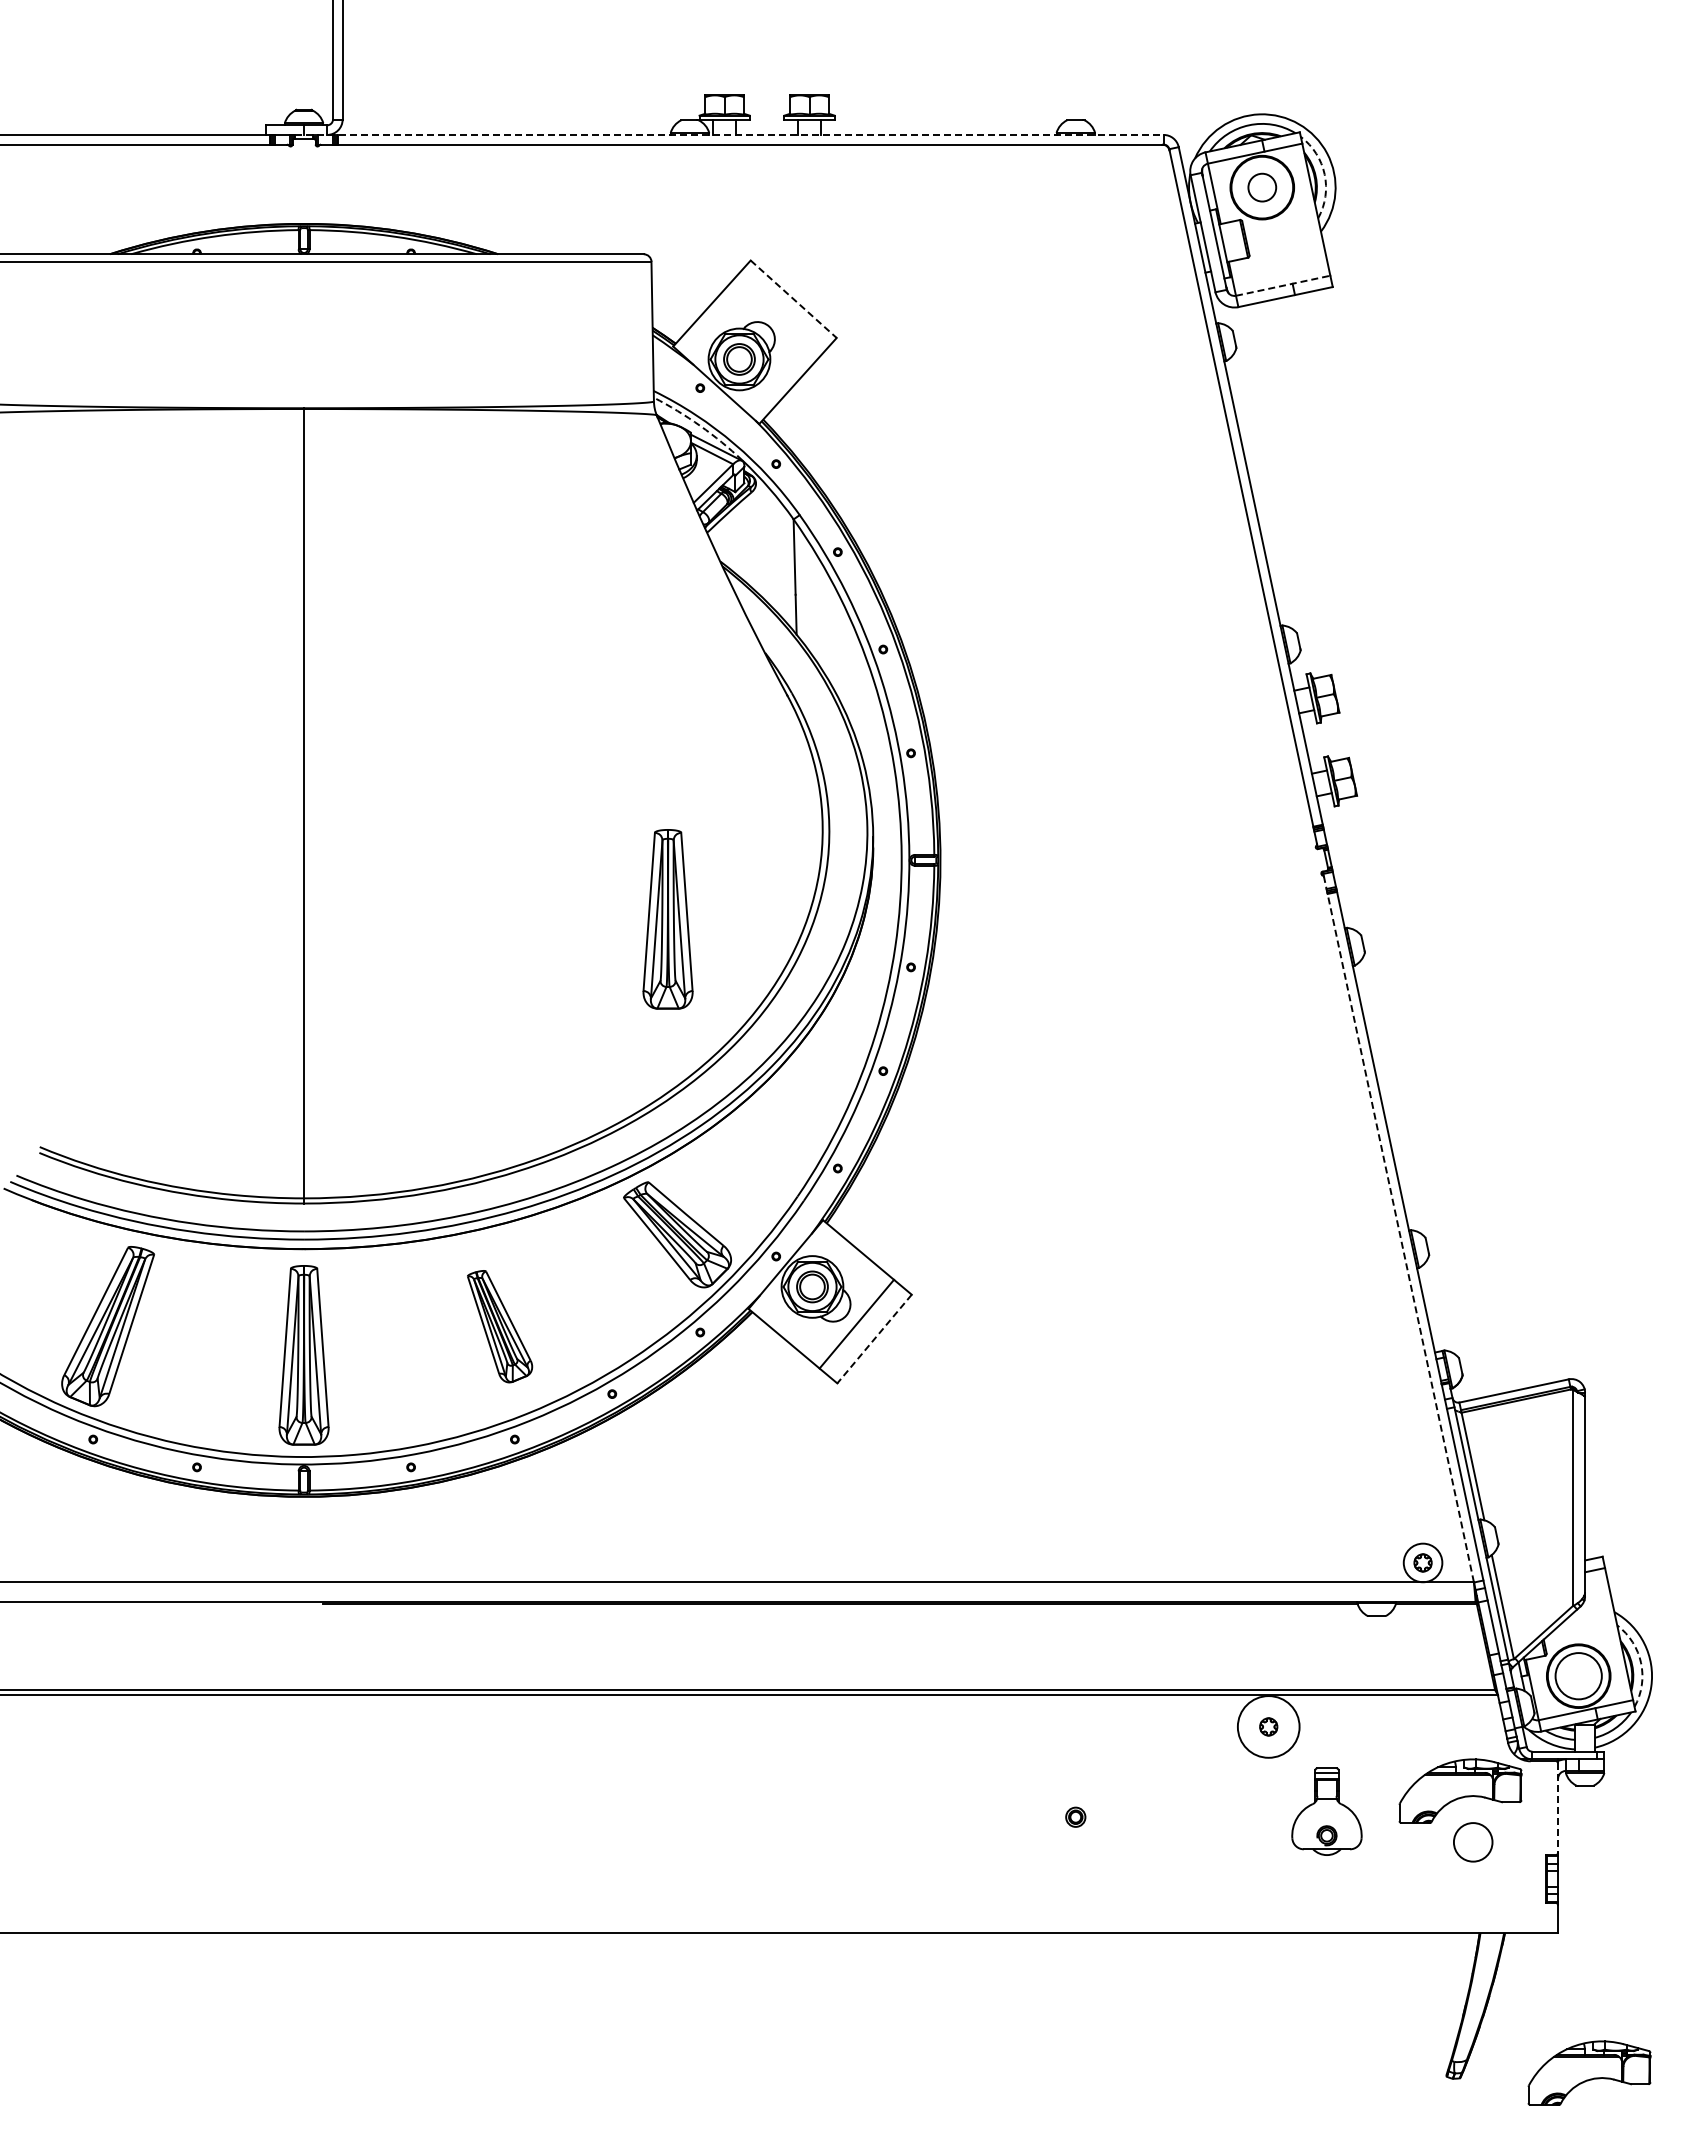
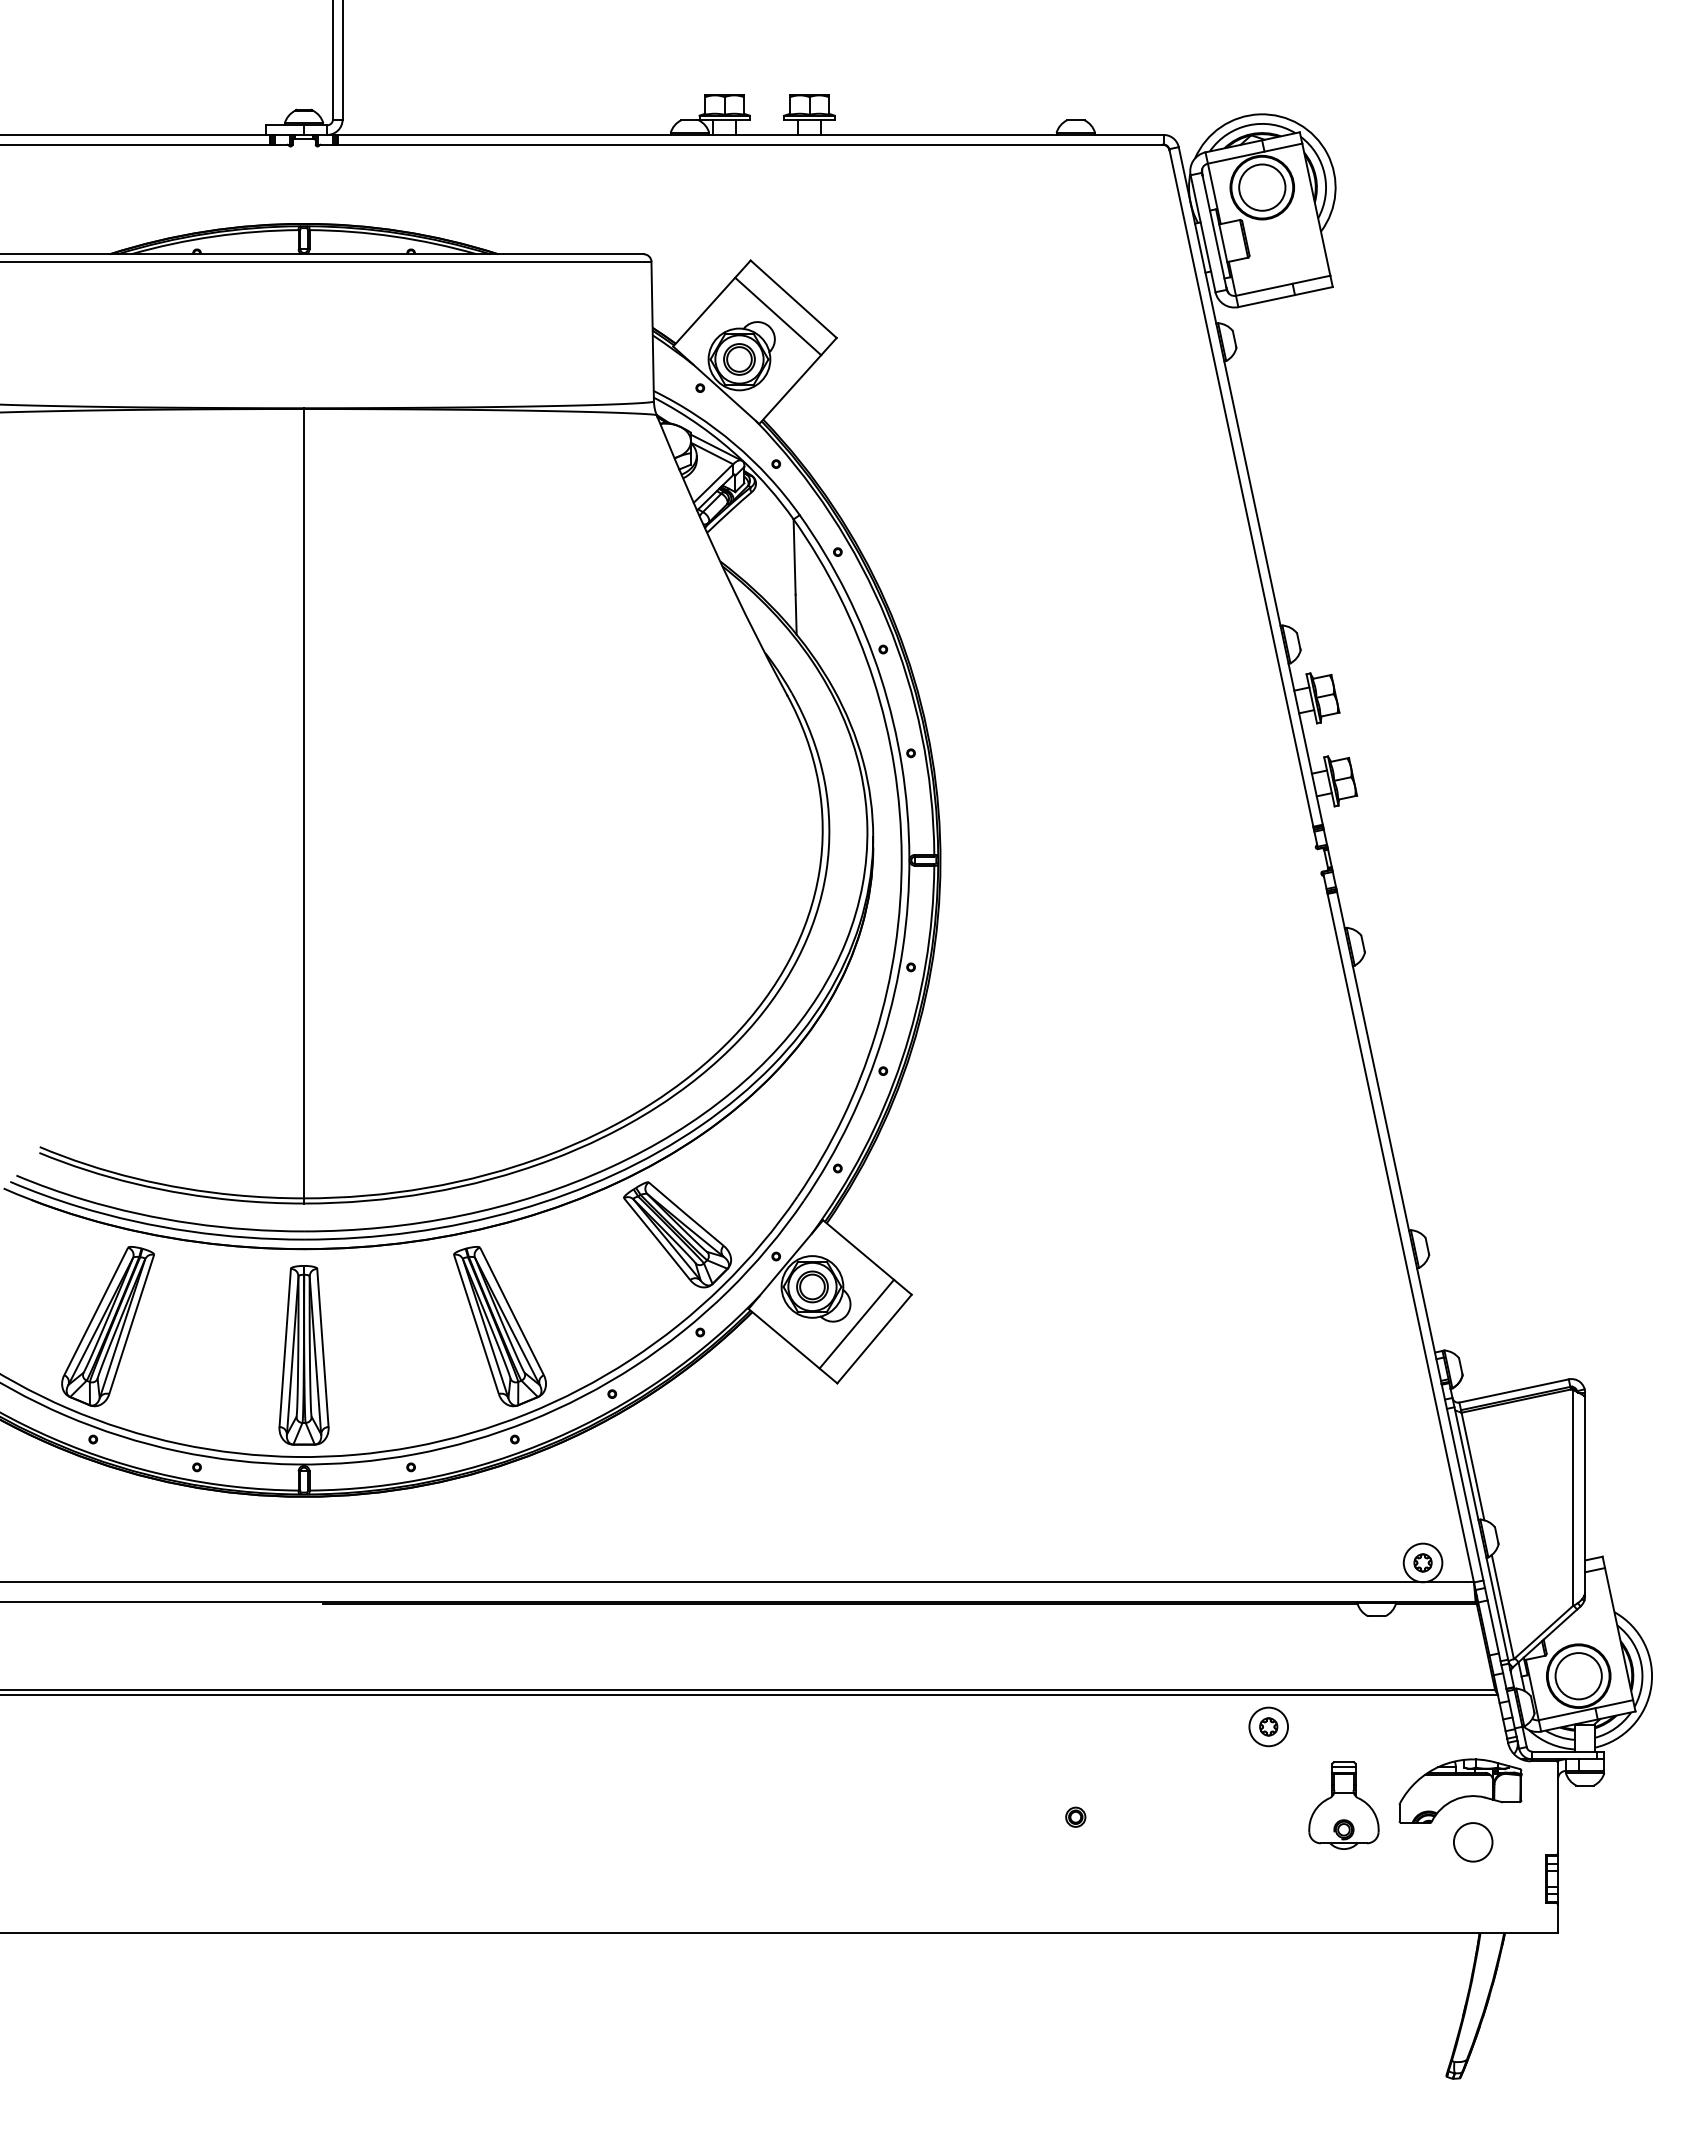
line: dashed -> solid (729, 134)
arc: dashed -> solid (1324, 174)
circle diameter: 28 px -> 46 px (1262, 187)
line: dashed -> solid (1283, 285)
line: dashed -> solid (793, 299)
line: none -> present (778, 316)
arc: dashed -> solid (700, 425)
part: present -> none (667, 919)
line: dashed -> solid (1398, 1229)
part size: 67x114 px -> 94x162 px (499, 1326)
line: dashed -> solid (874, 1339)
arc: dashed -> solid (1641, 1662)
circle diameter: 62 px -> 39 px (1268, 1726)
line: dashed -> solid (1558, 1808)
part position: (1326, 1811) -> (1343, 1805) (1343, 1805)
part: present -> none (1589, 2072)
